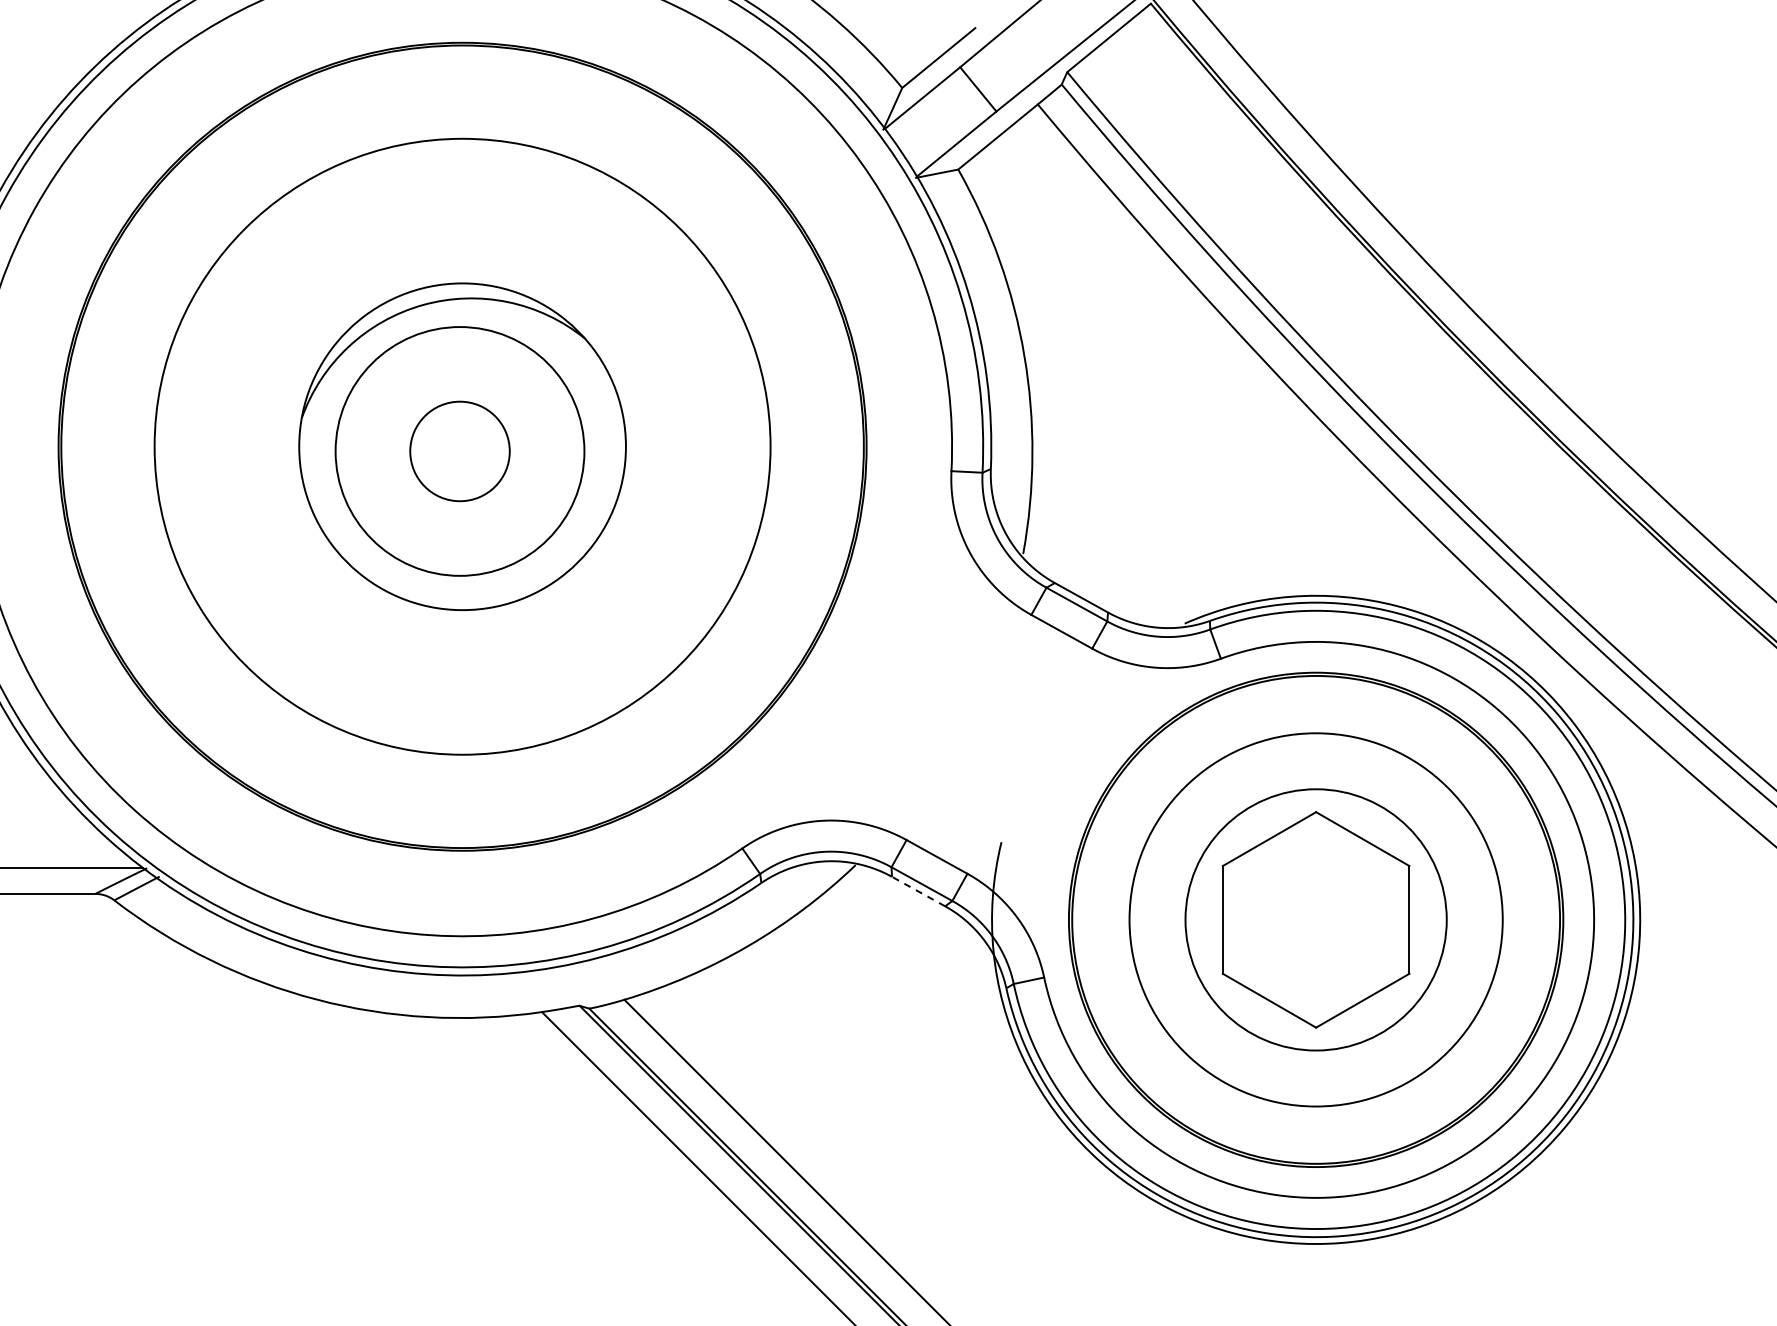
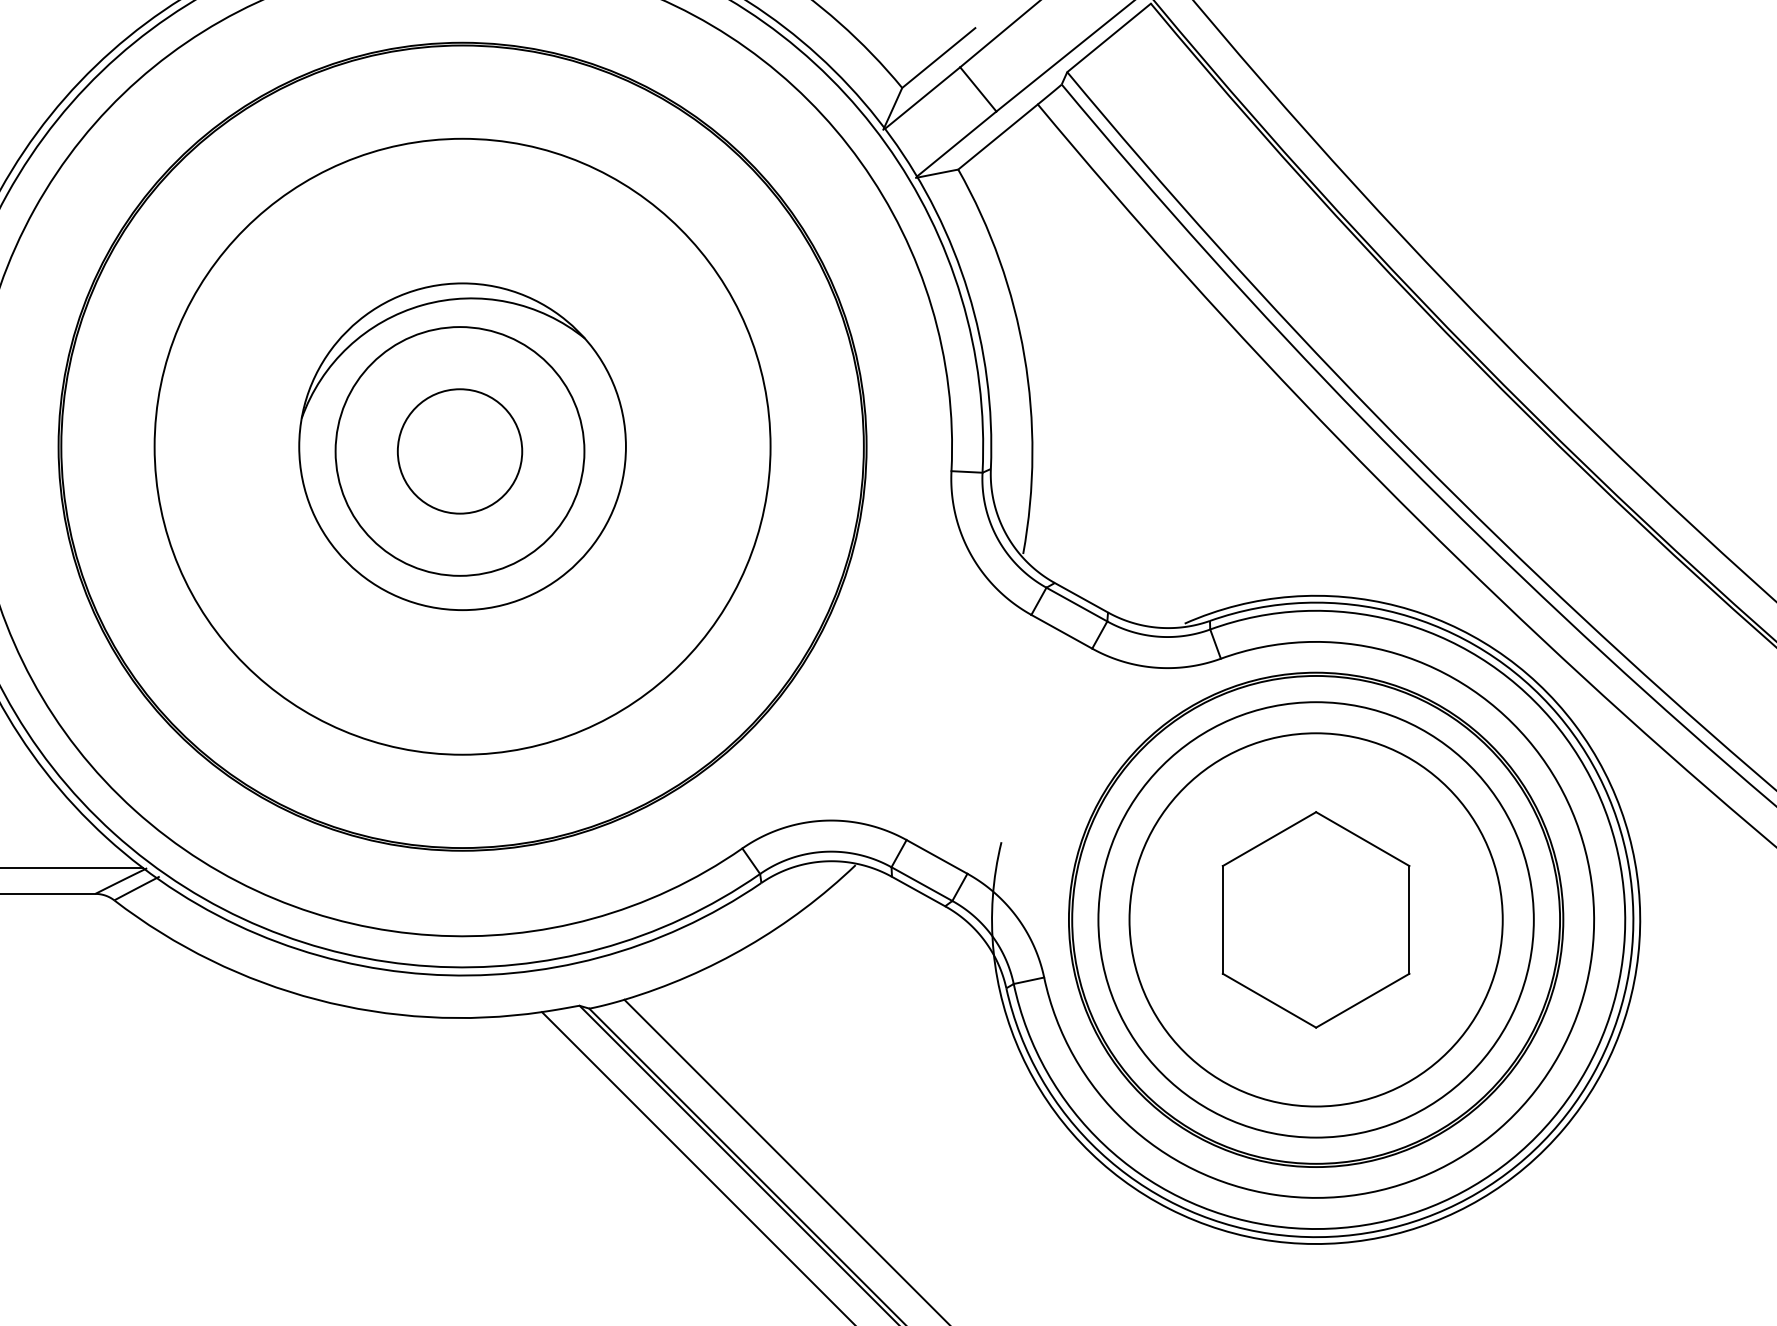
circle diameter: 100 px -> 124 px (459, 451)
line: dashed -> solid (918, 891)
circle diameter: 261 px -> 435 px (1315, 919)
